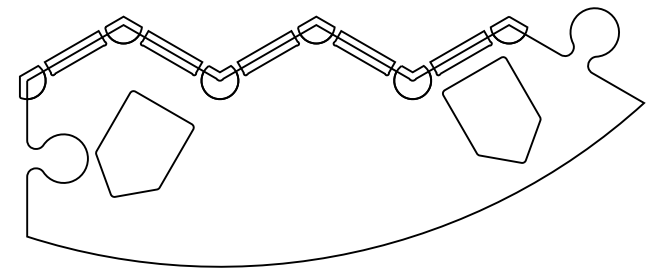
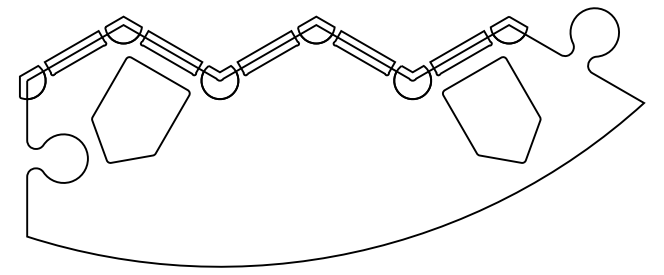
part position: (144, 143) -> (140, 109) (140, 109)
